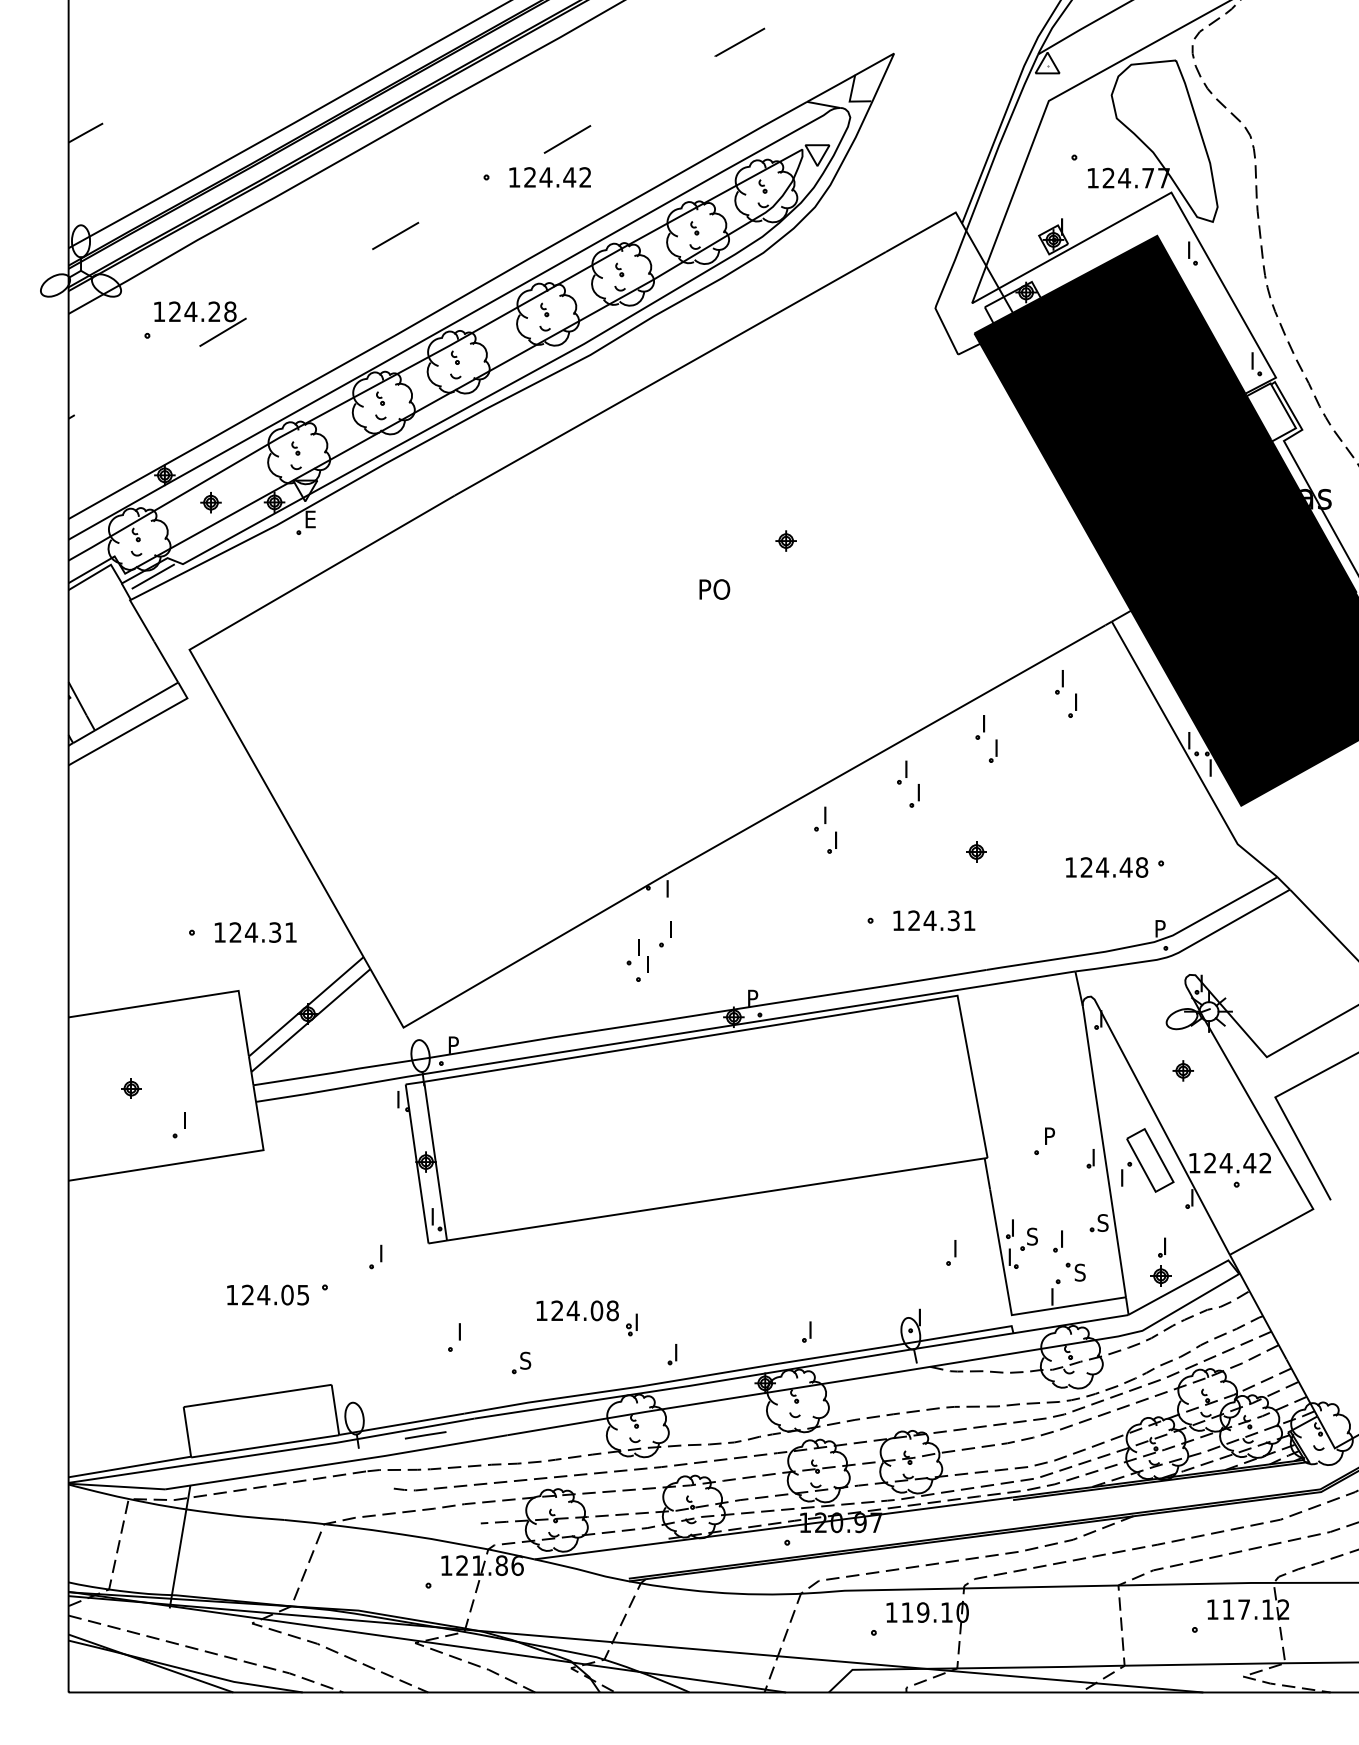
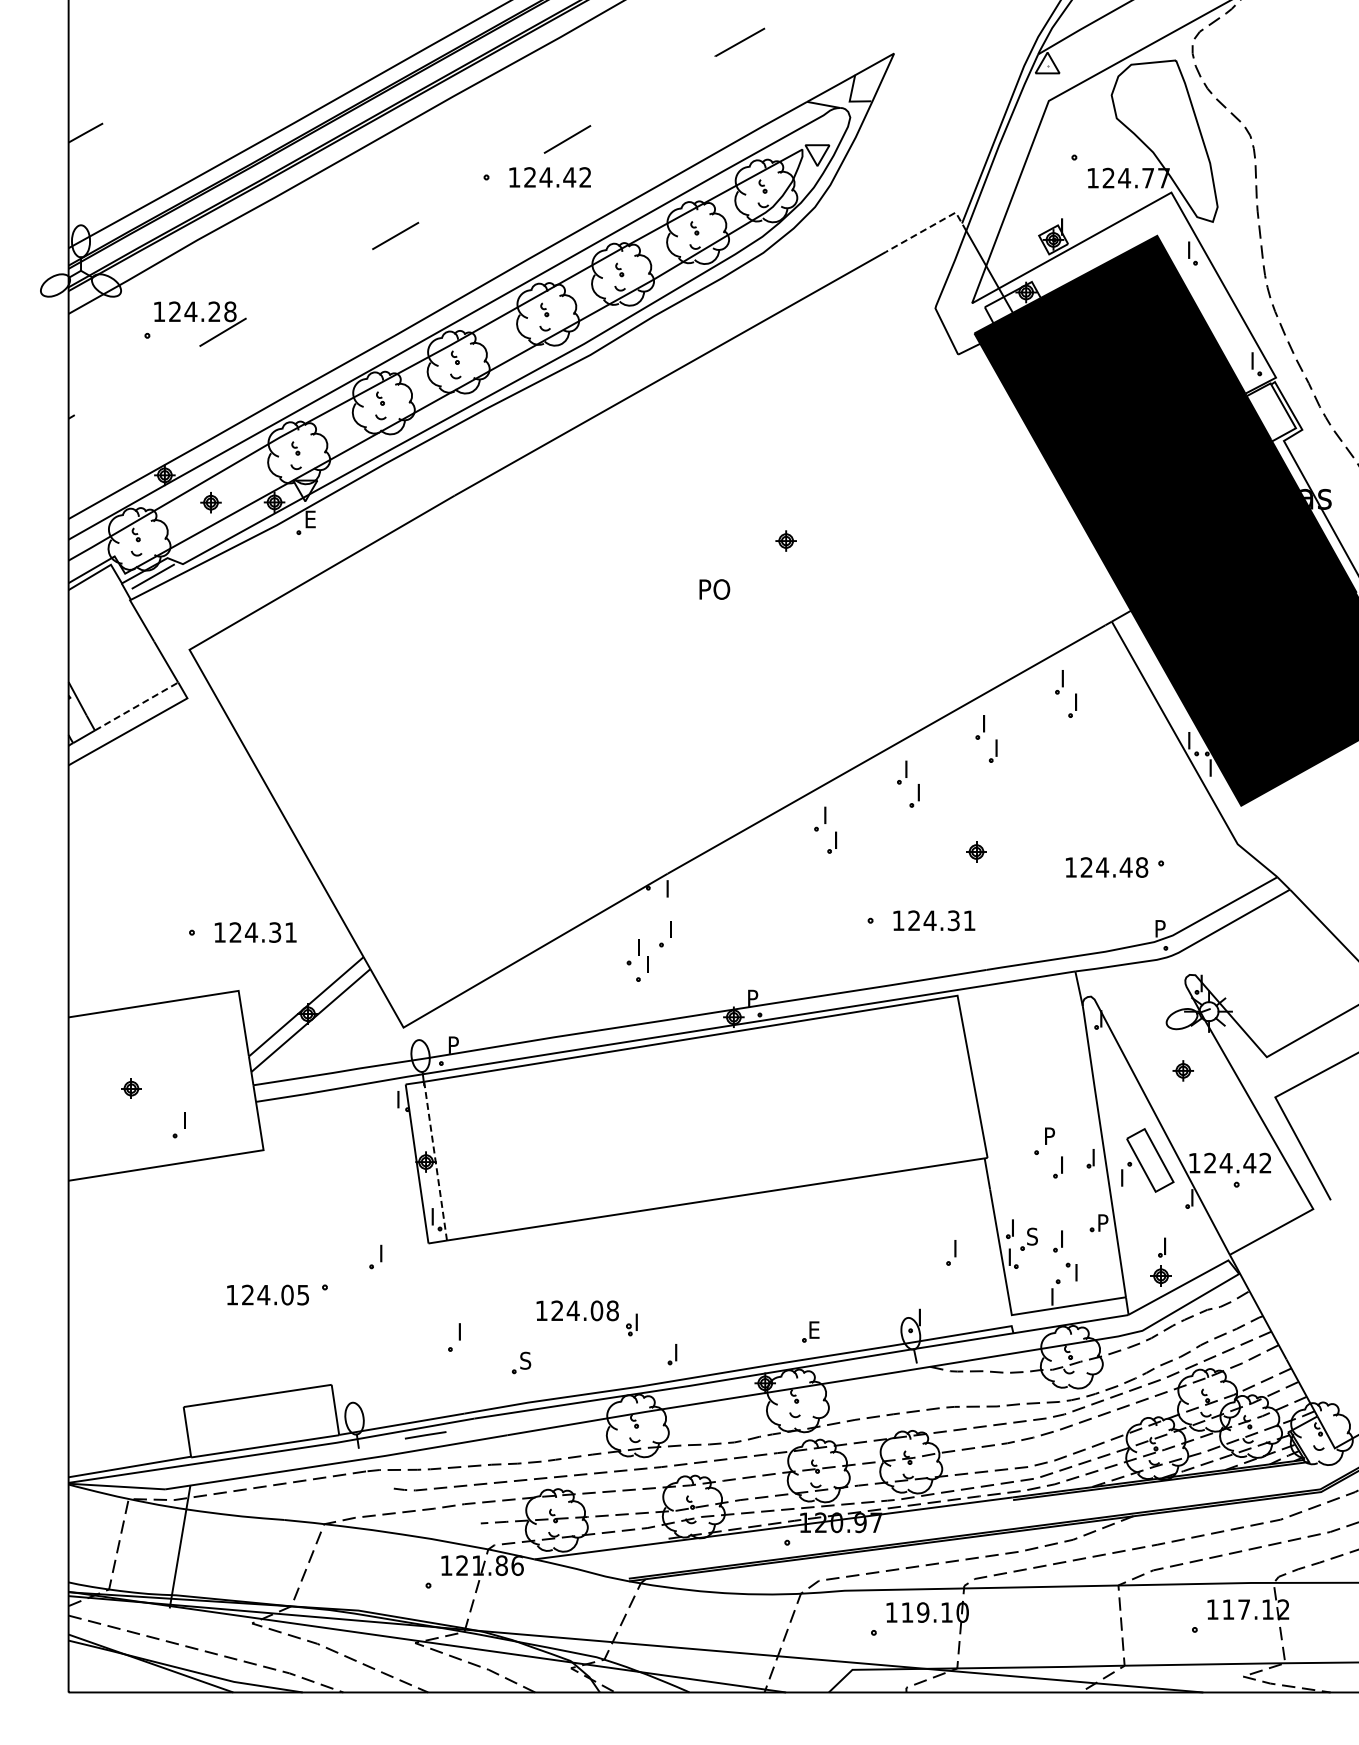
line: solid -> dashed (930, 226)
line: solid -> dashed (137, 706)
line: solid -> dashed (435, 1160)
part: none -> present (1057, 1167)
text: S -> P (1102, 1222)
text: S -> I (1079, 1272)
text: I -> E (815, 1329)
